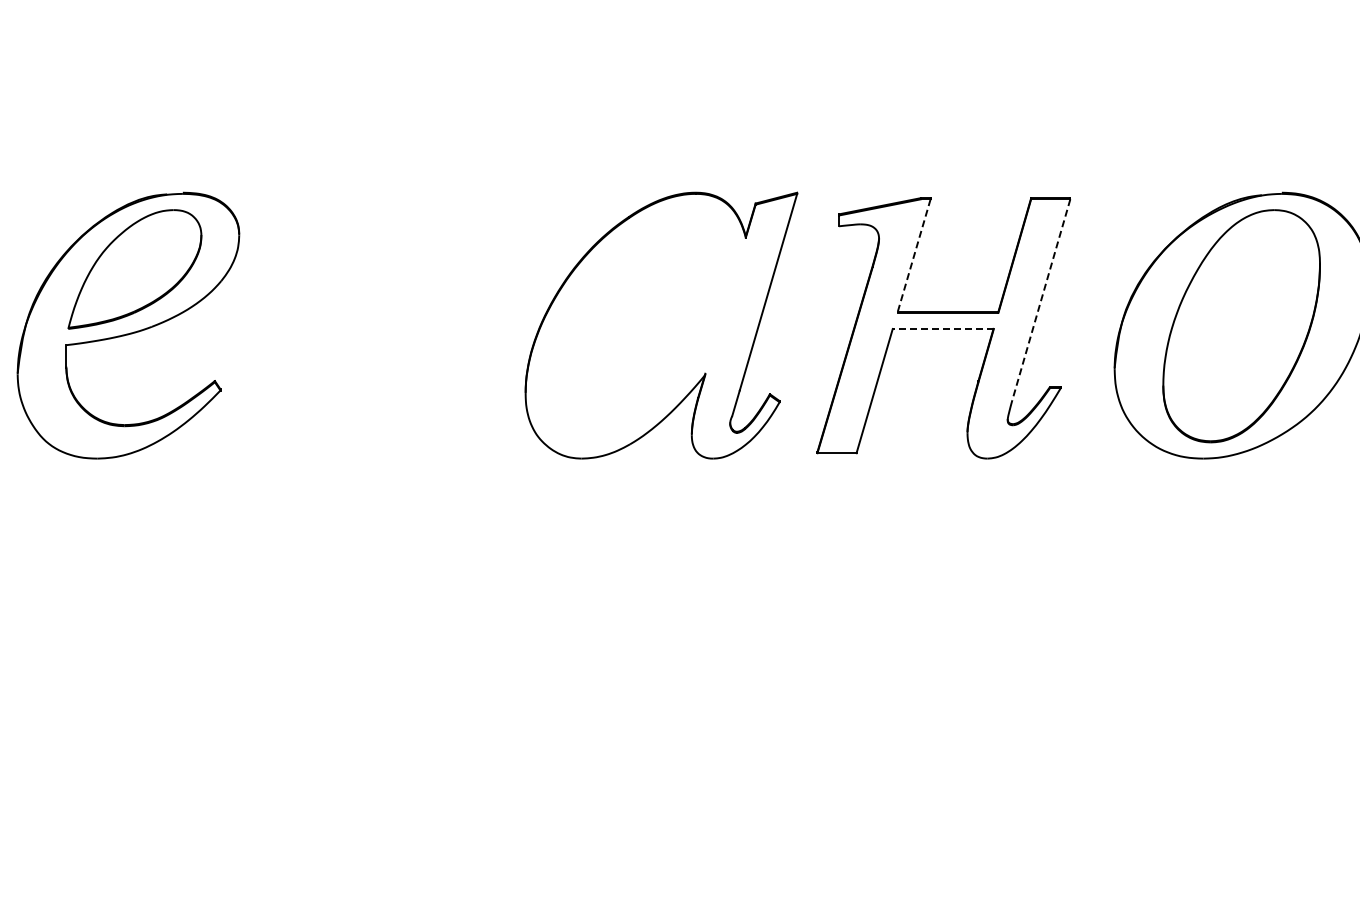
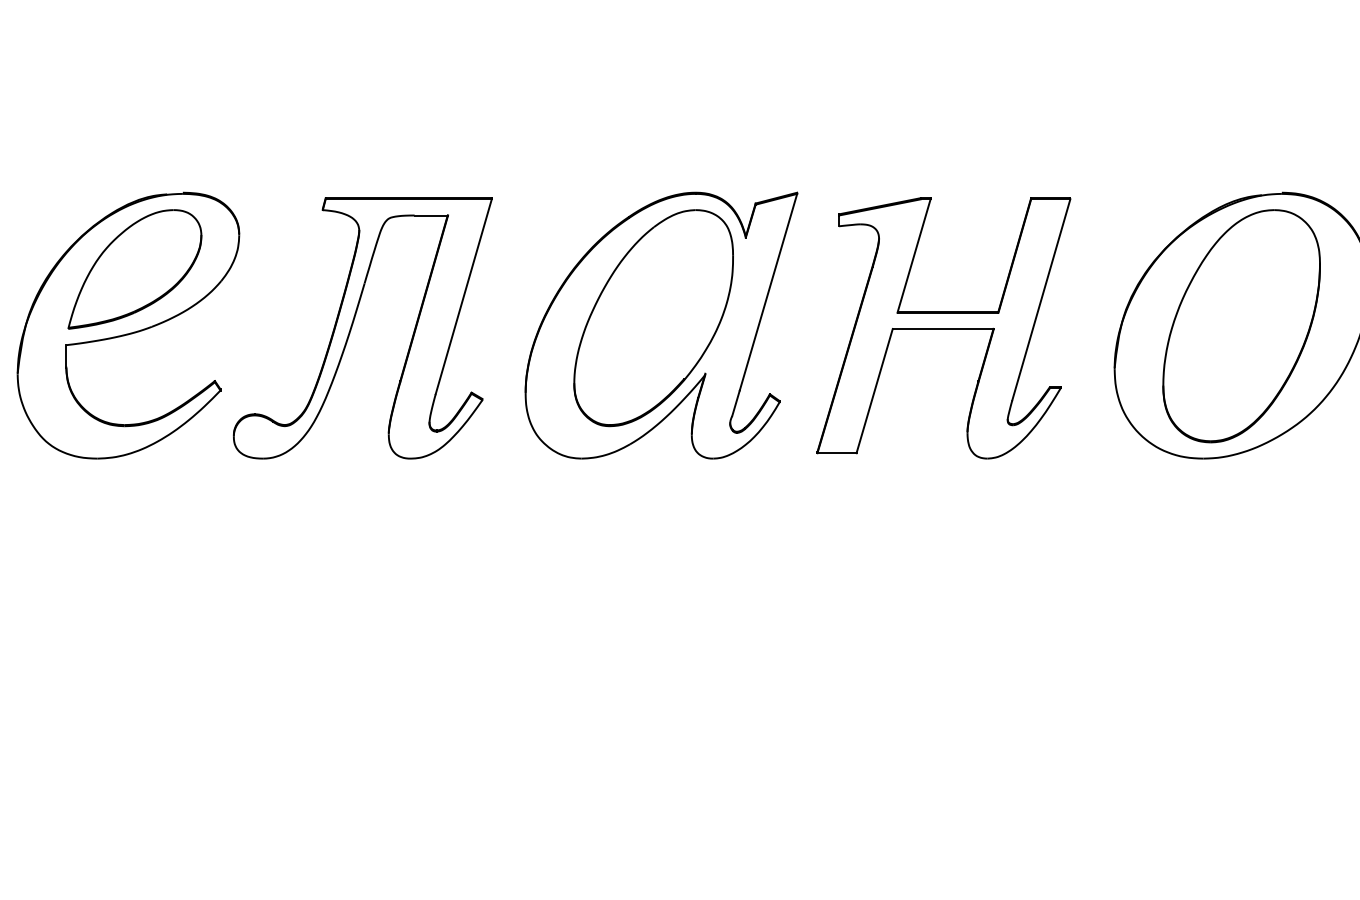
line: dashed -> solid (913, 256)
line: dashed -> solid (1041, 299)
part: none -> present (653, 318)
part: none -> present (353, 324)
line: dashed -> solid (943, 328)
